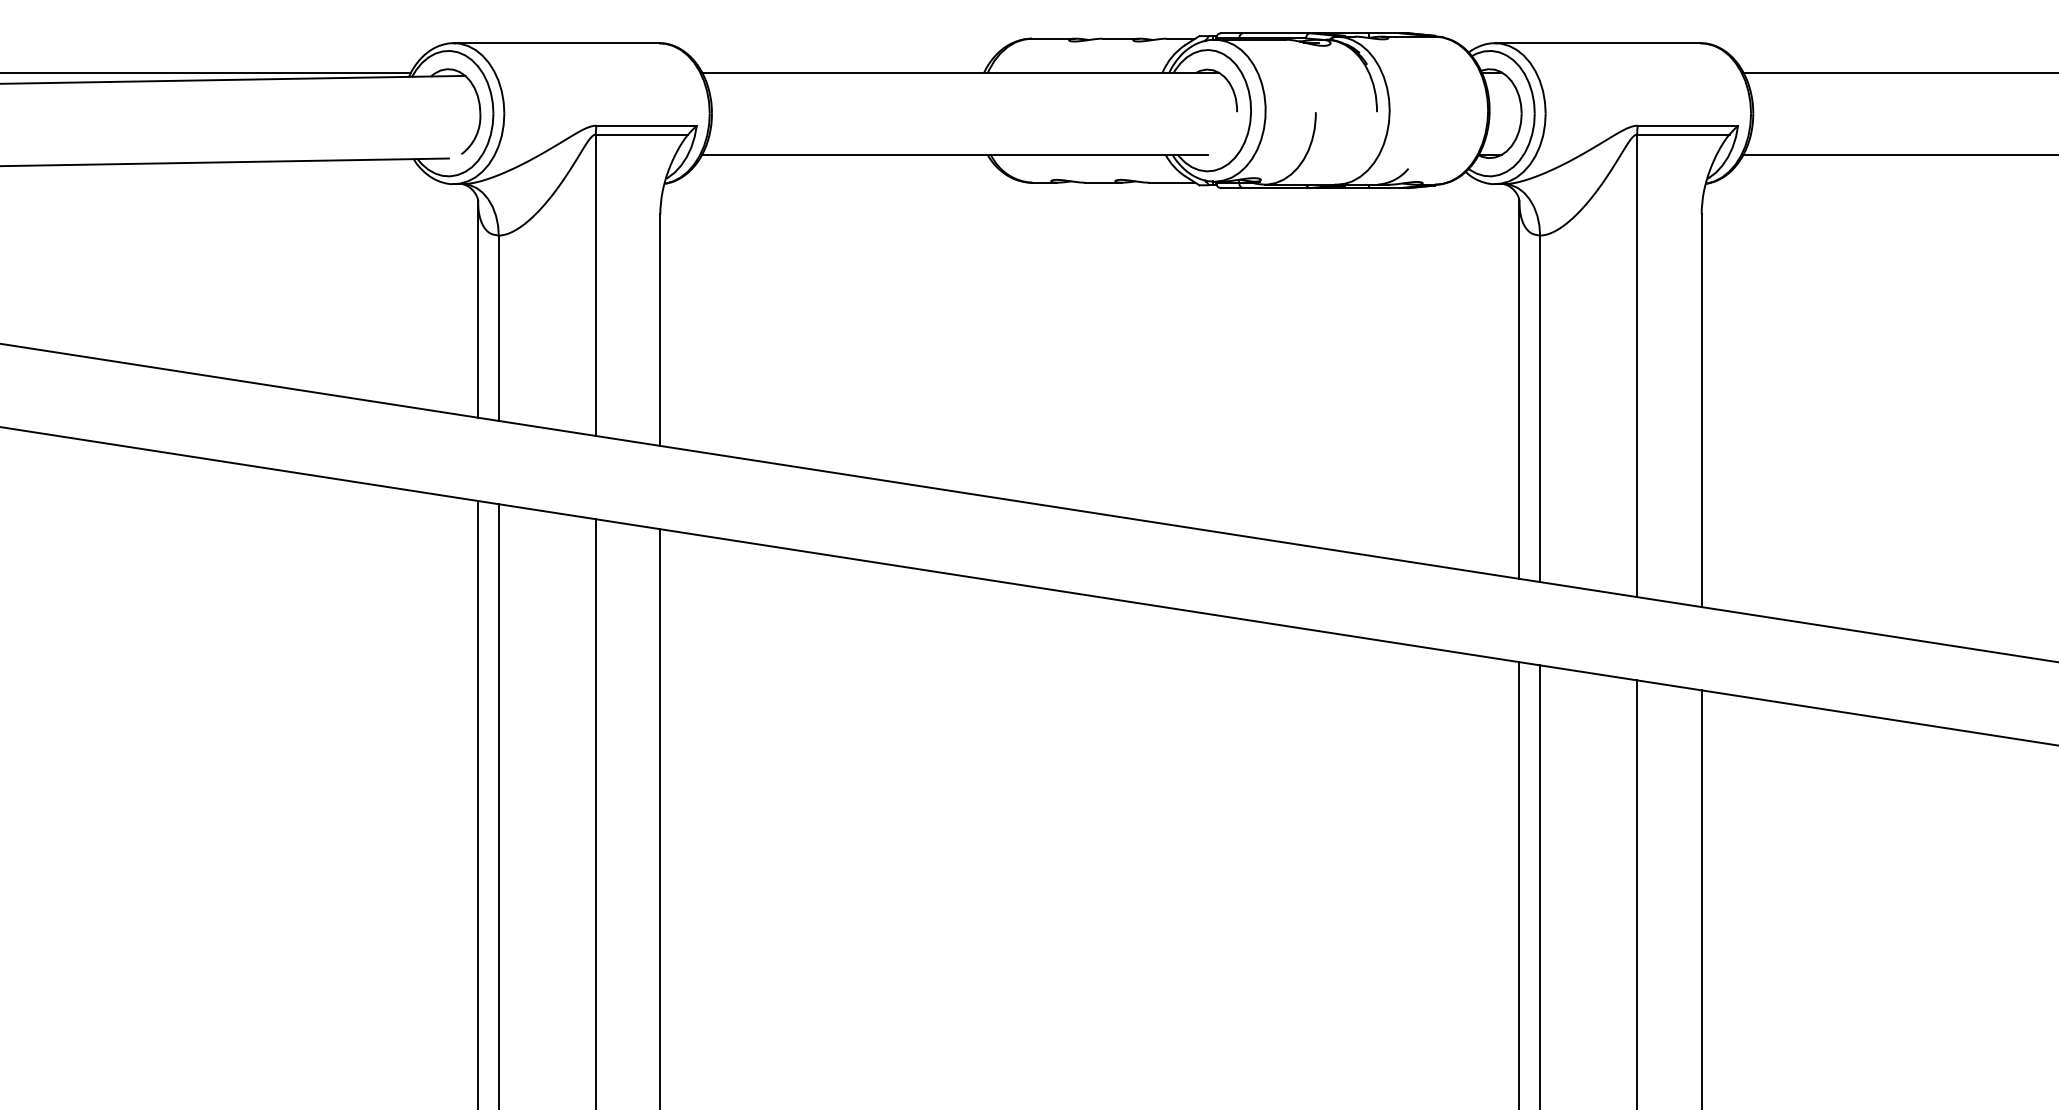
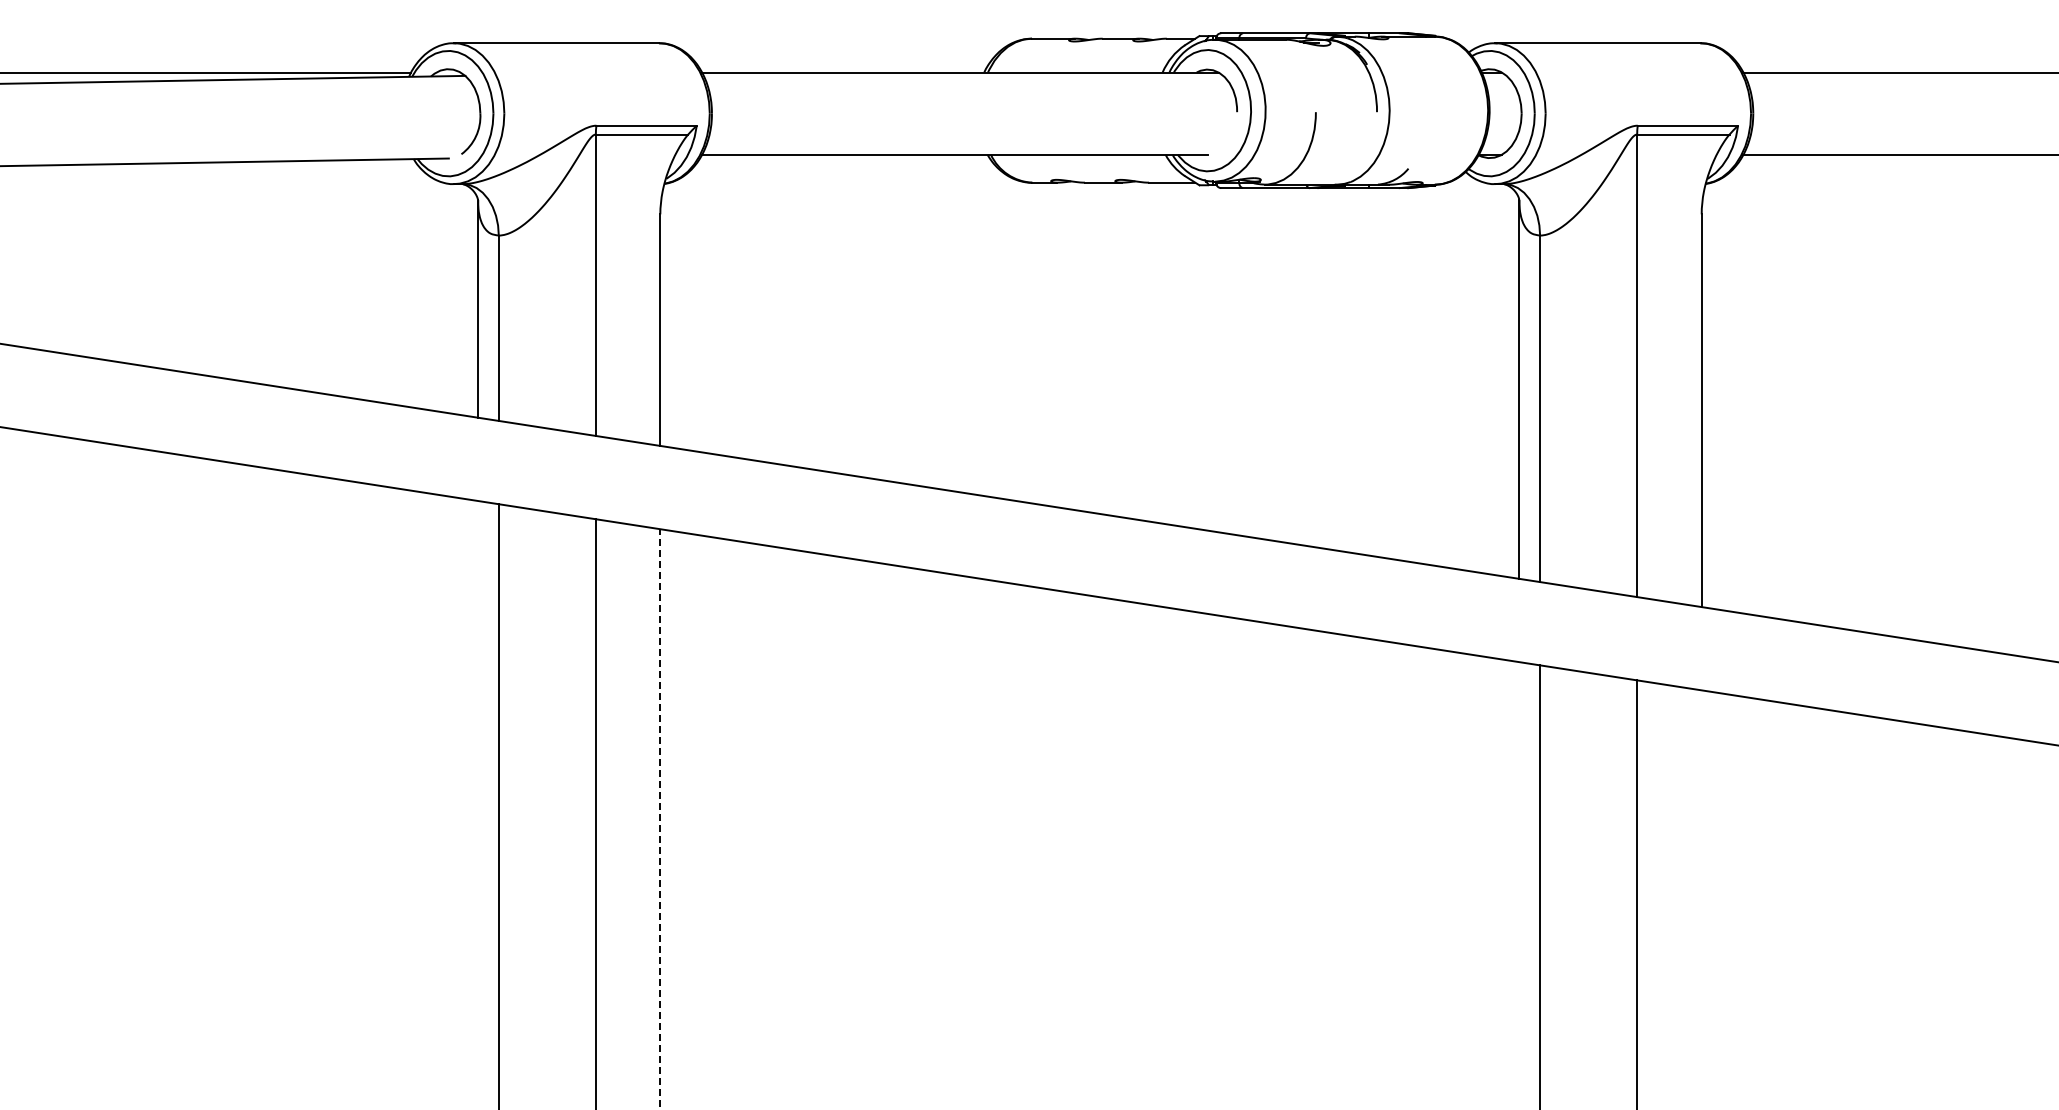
line: present -> none (478, 803)
line: solid -> dashed (660, 818)
line: present -> none (1519, 884)
line: present -> none (1701, 898)
